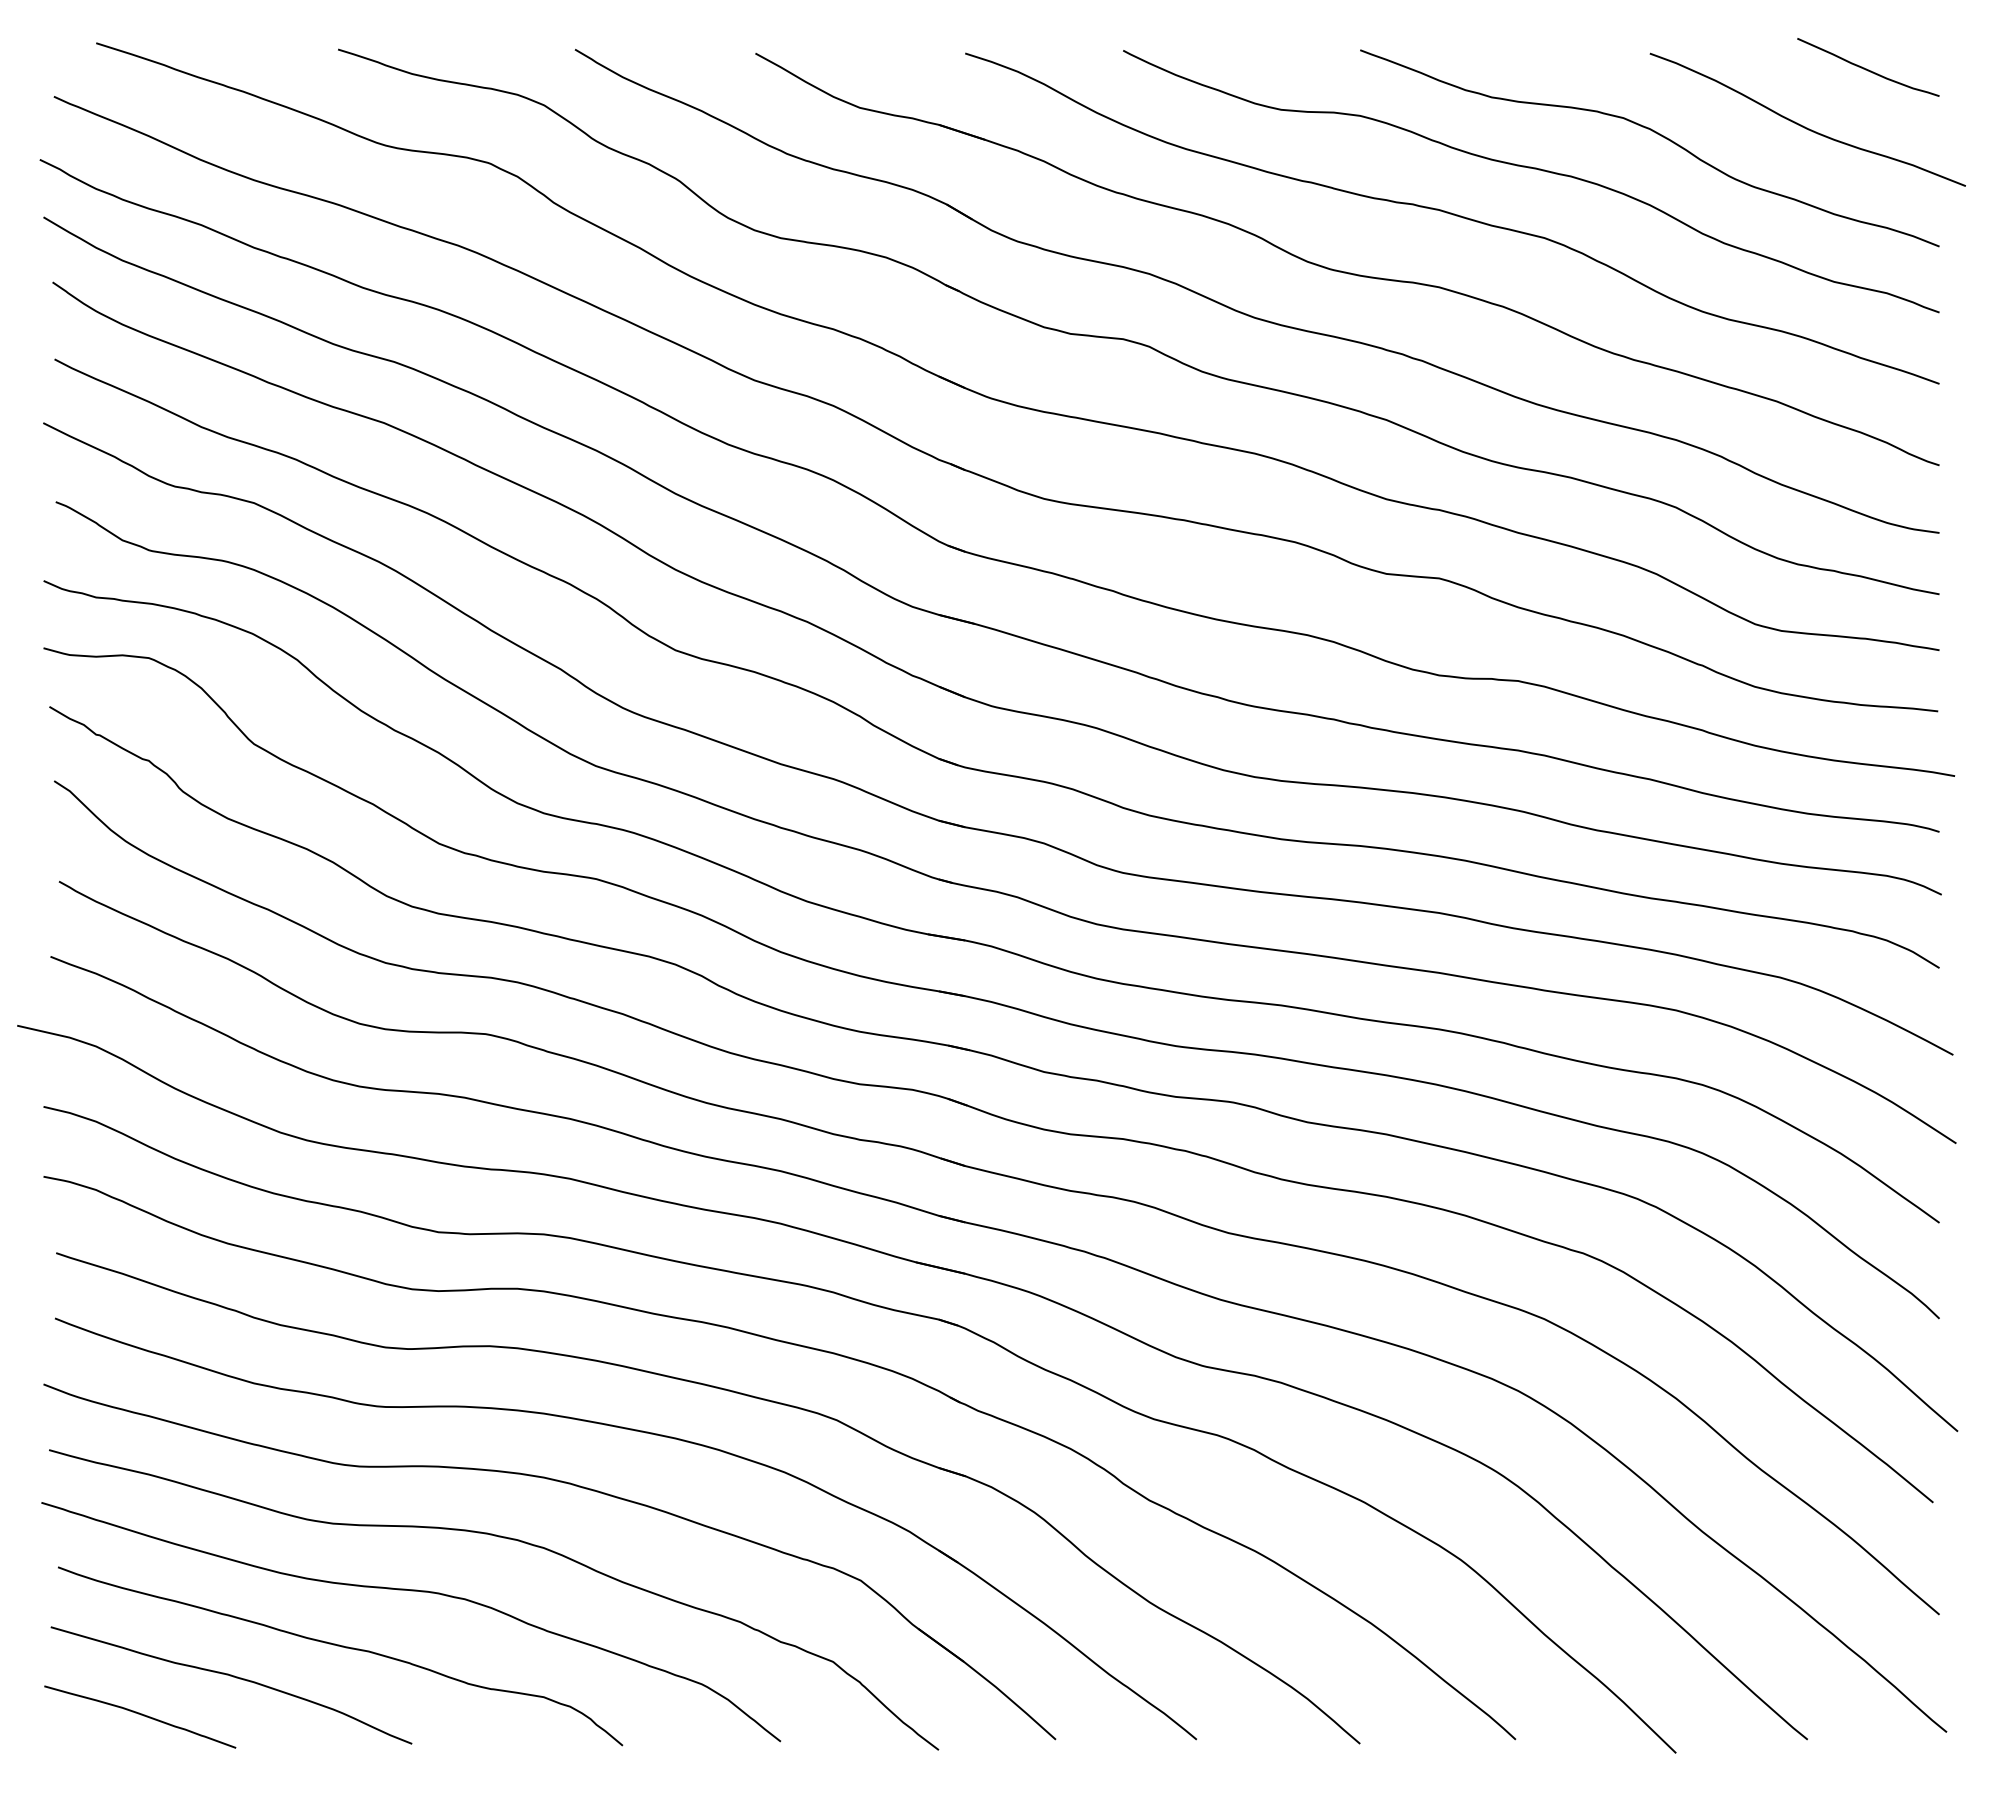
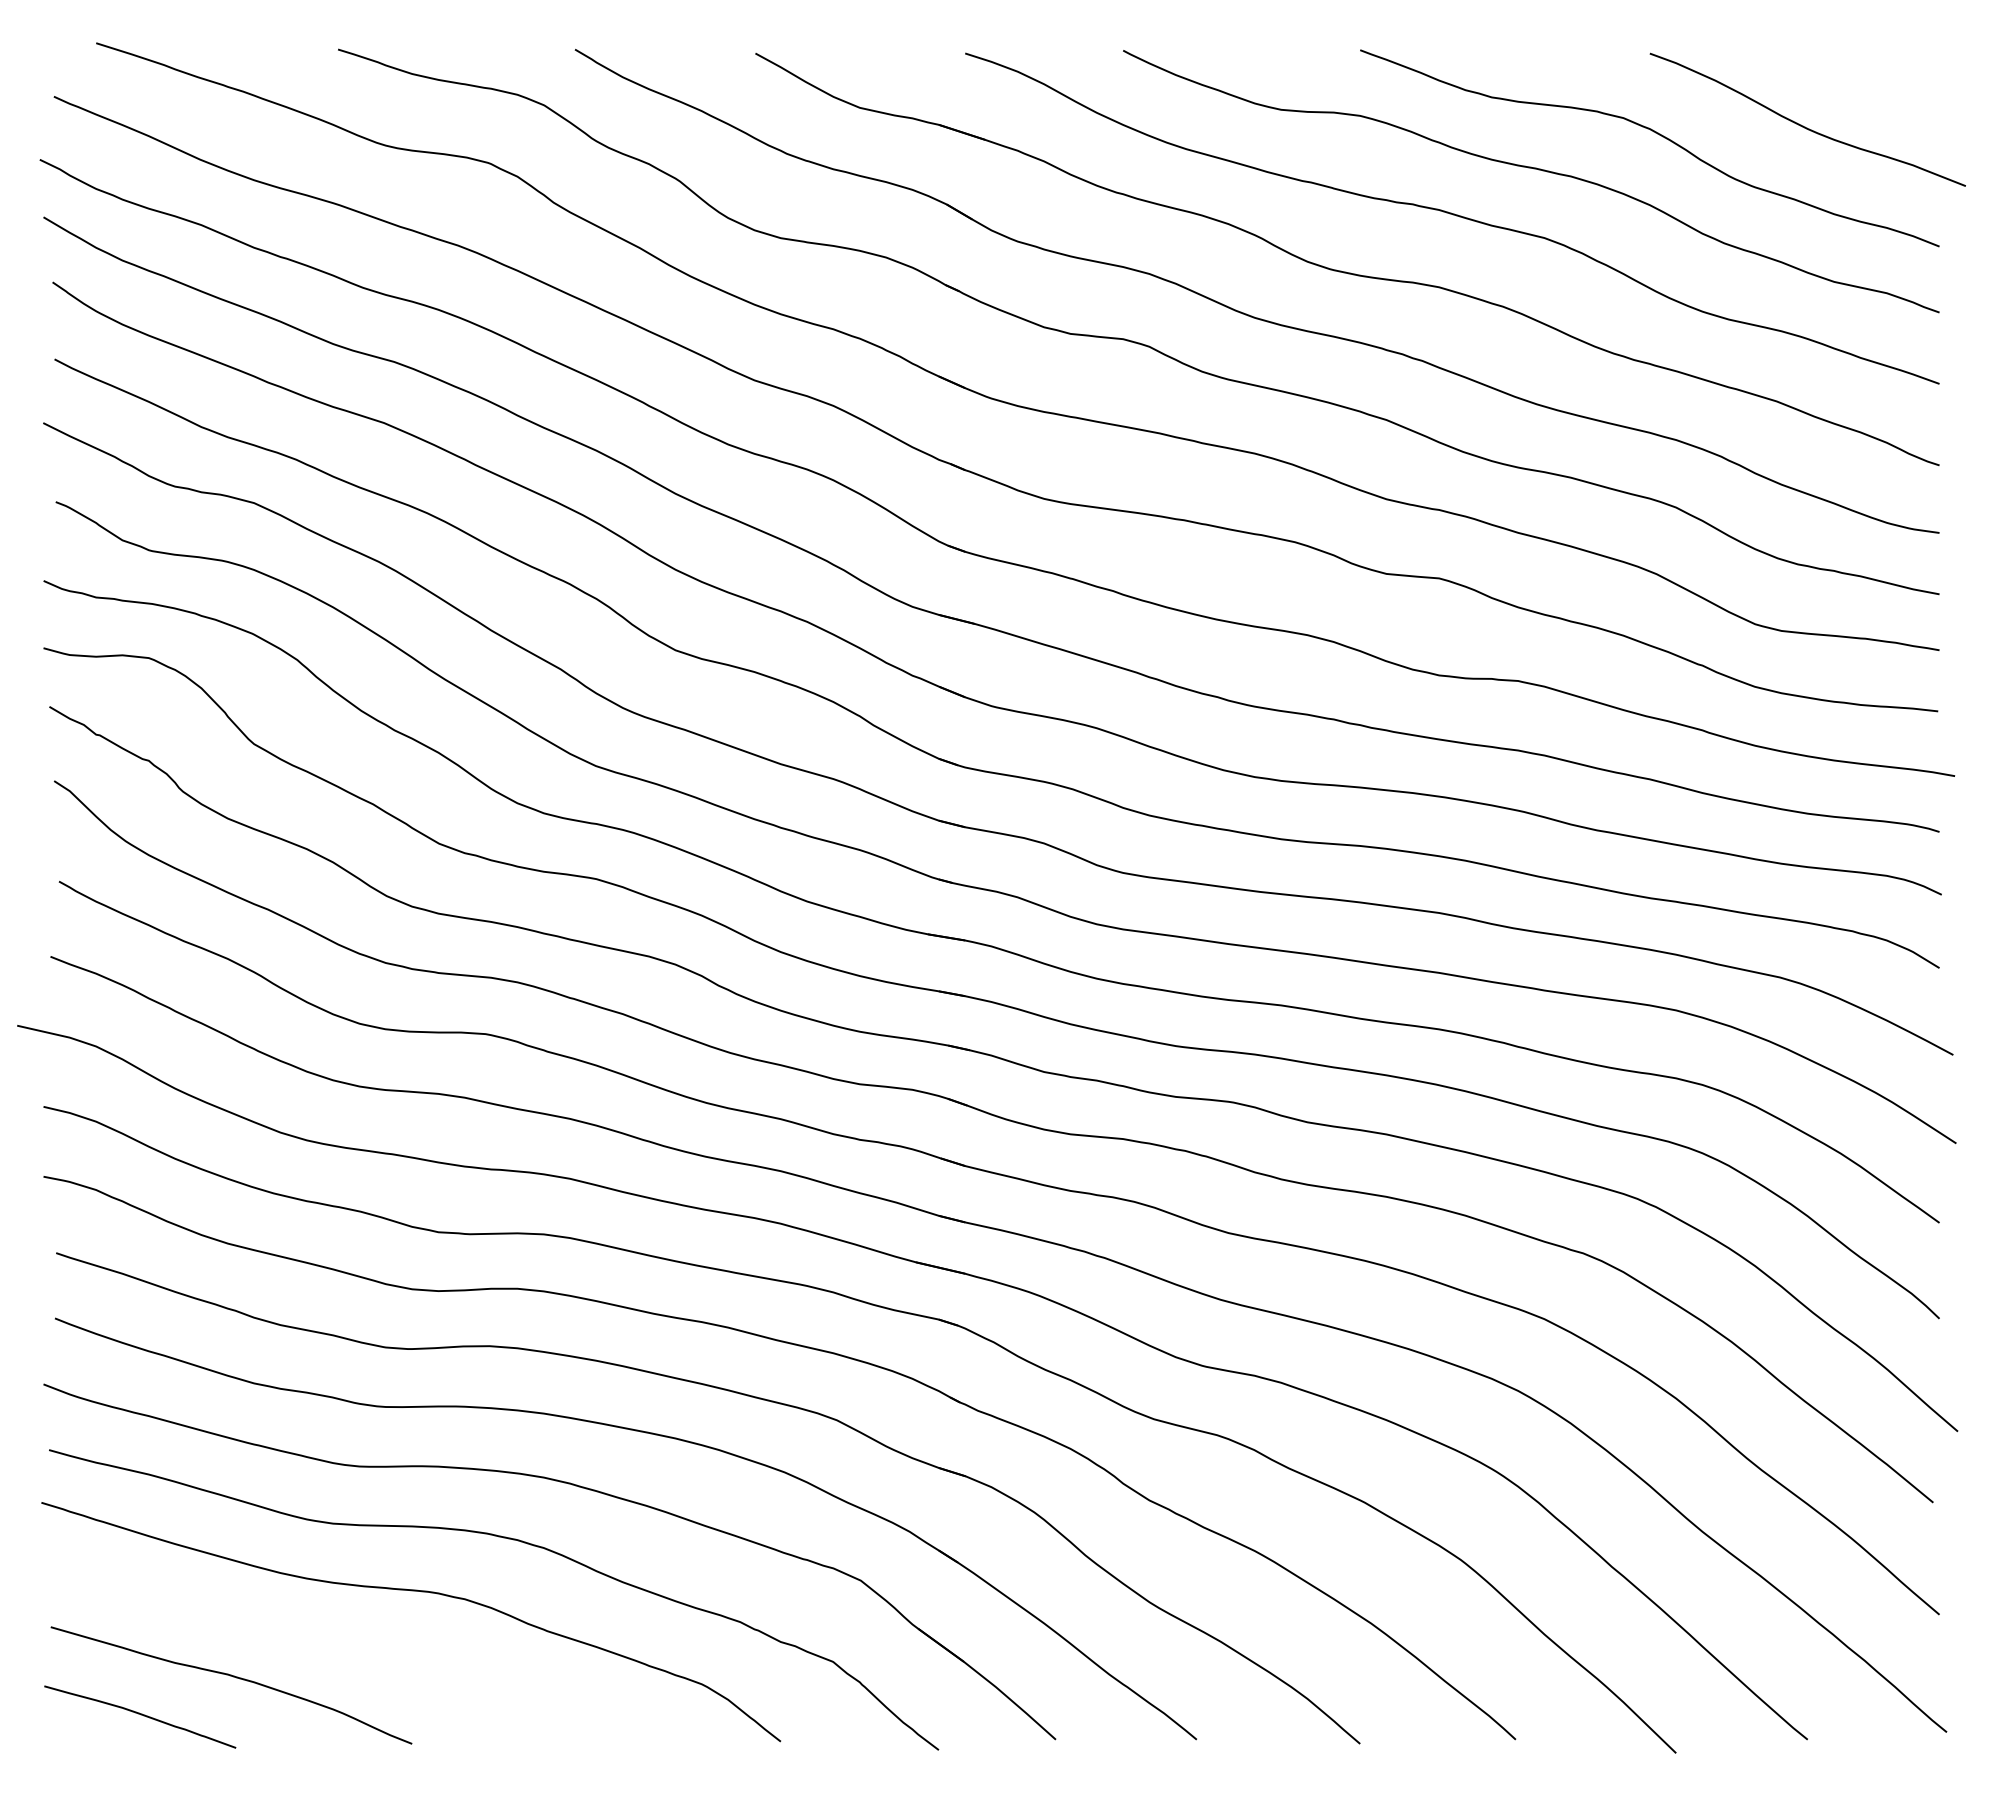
curve: present -> none (1868, 69)
curve: present -> none (341, 1647)
